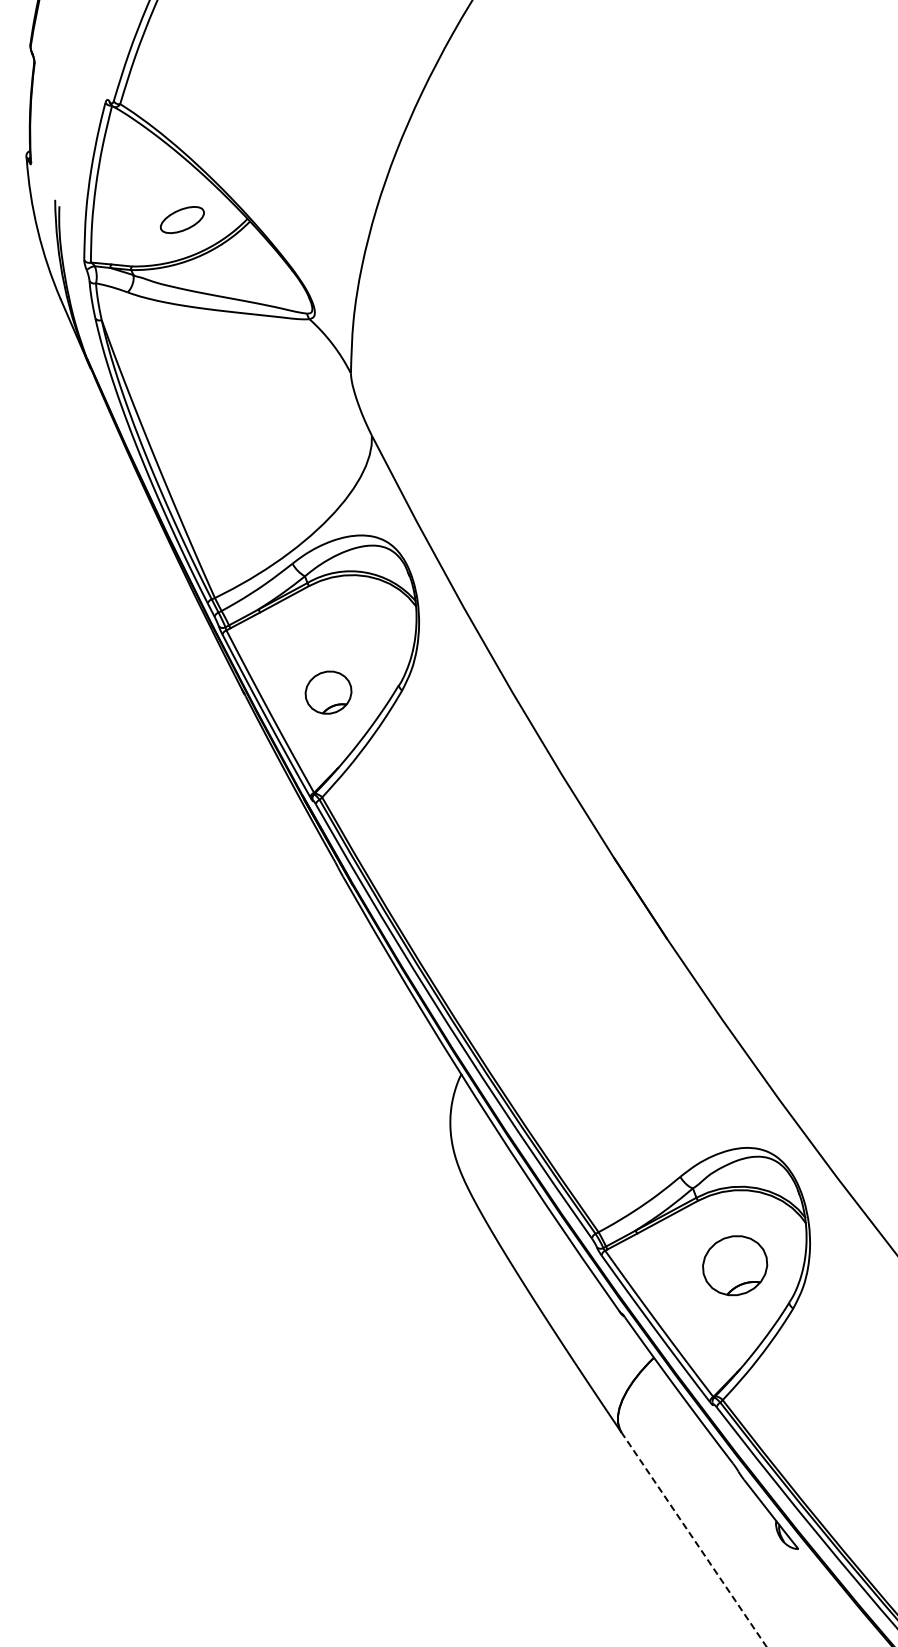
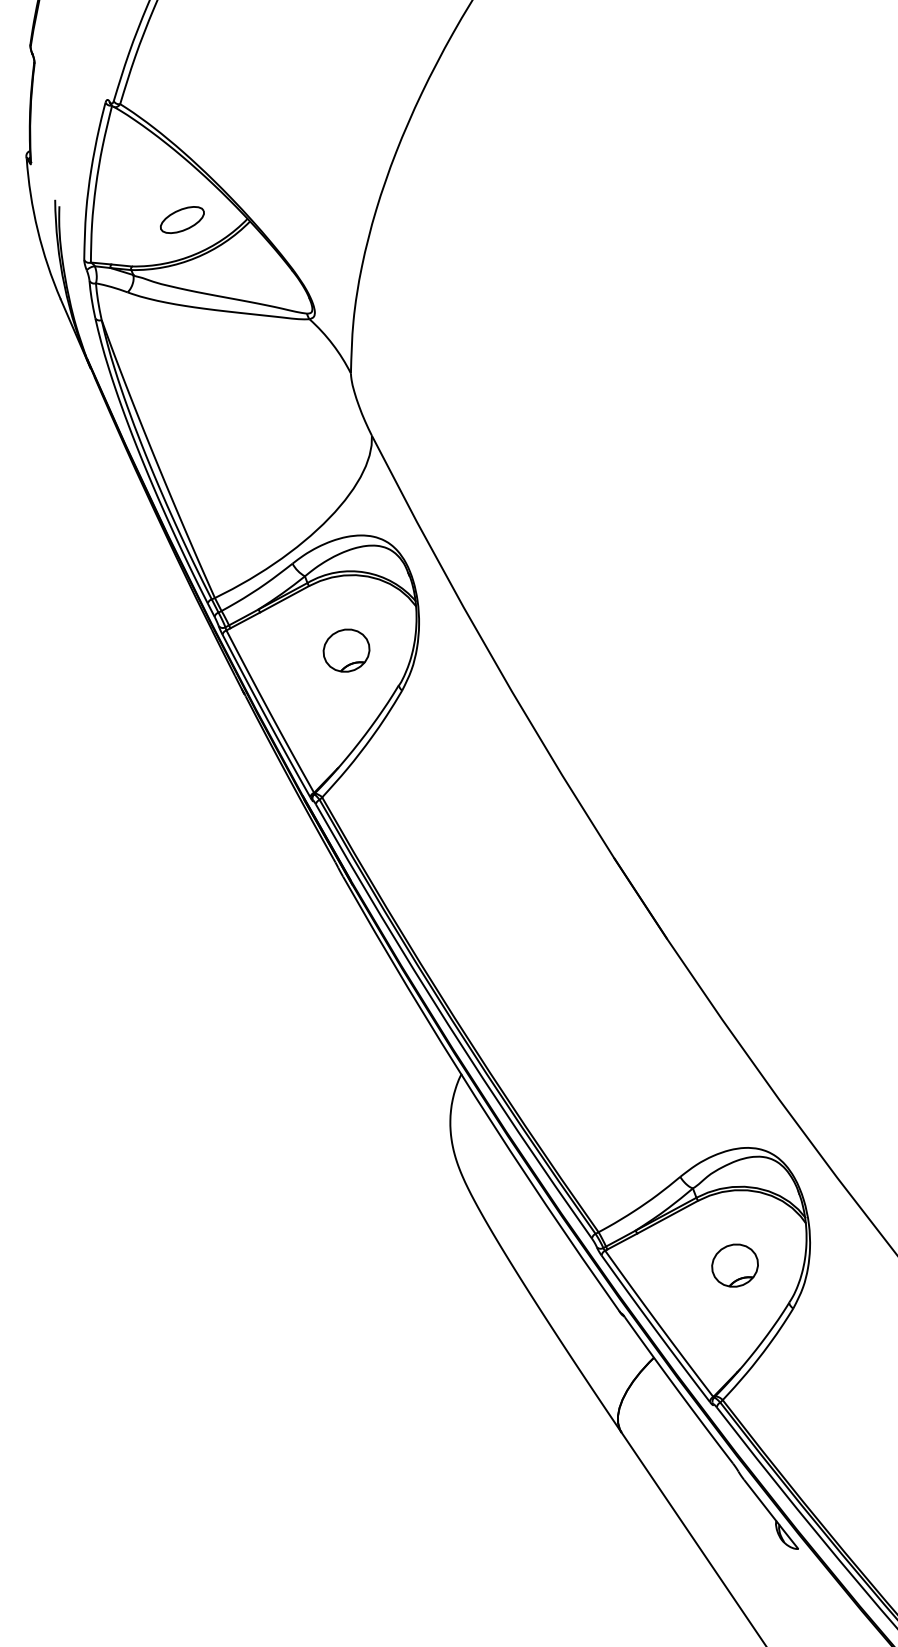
part position: (328, 692) -> (346, 650) (346, 650)
part size: 67x62 px -> 48x45 px (734, 1265)
line: dashed -> solid (693, 1539)
